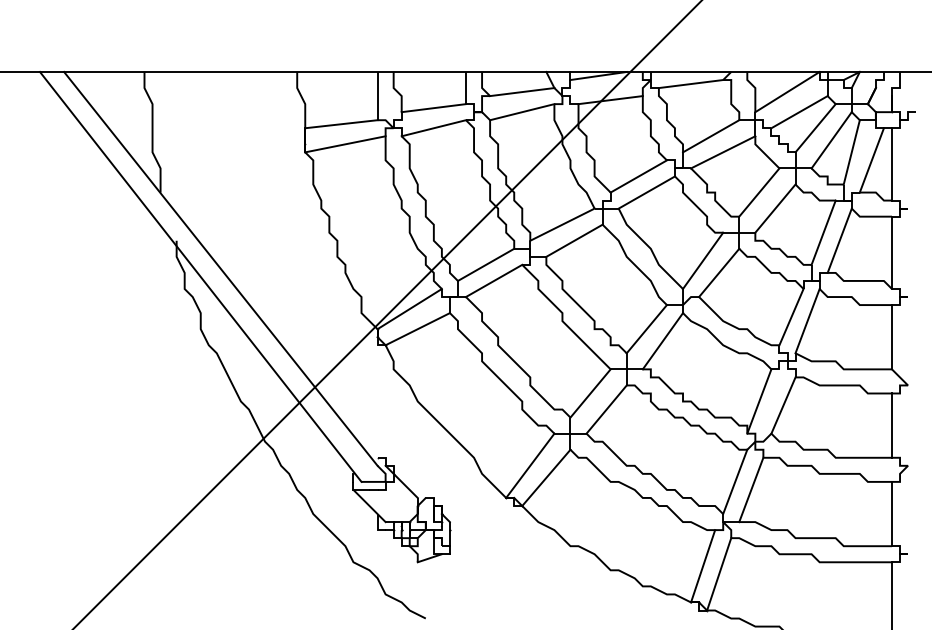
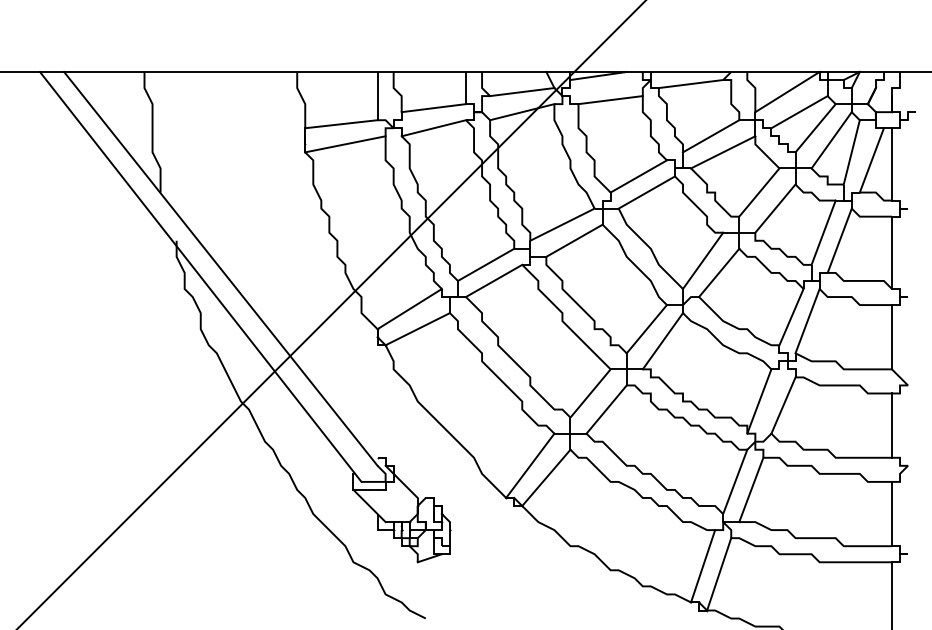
line position: (387, 314) -> (331, 314) (331, 314)
